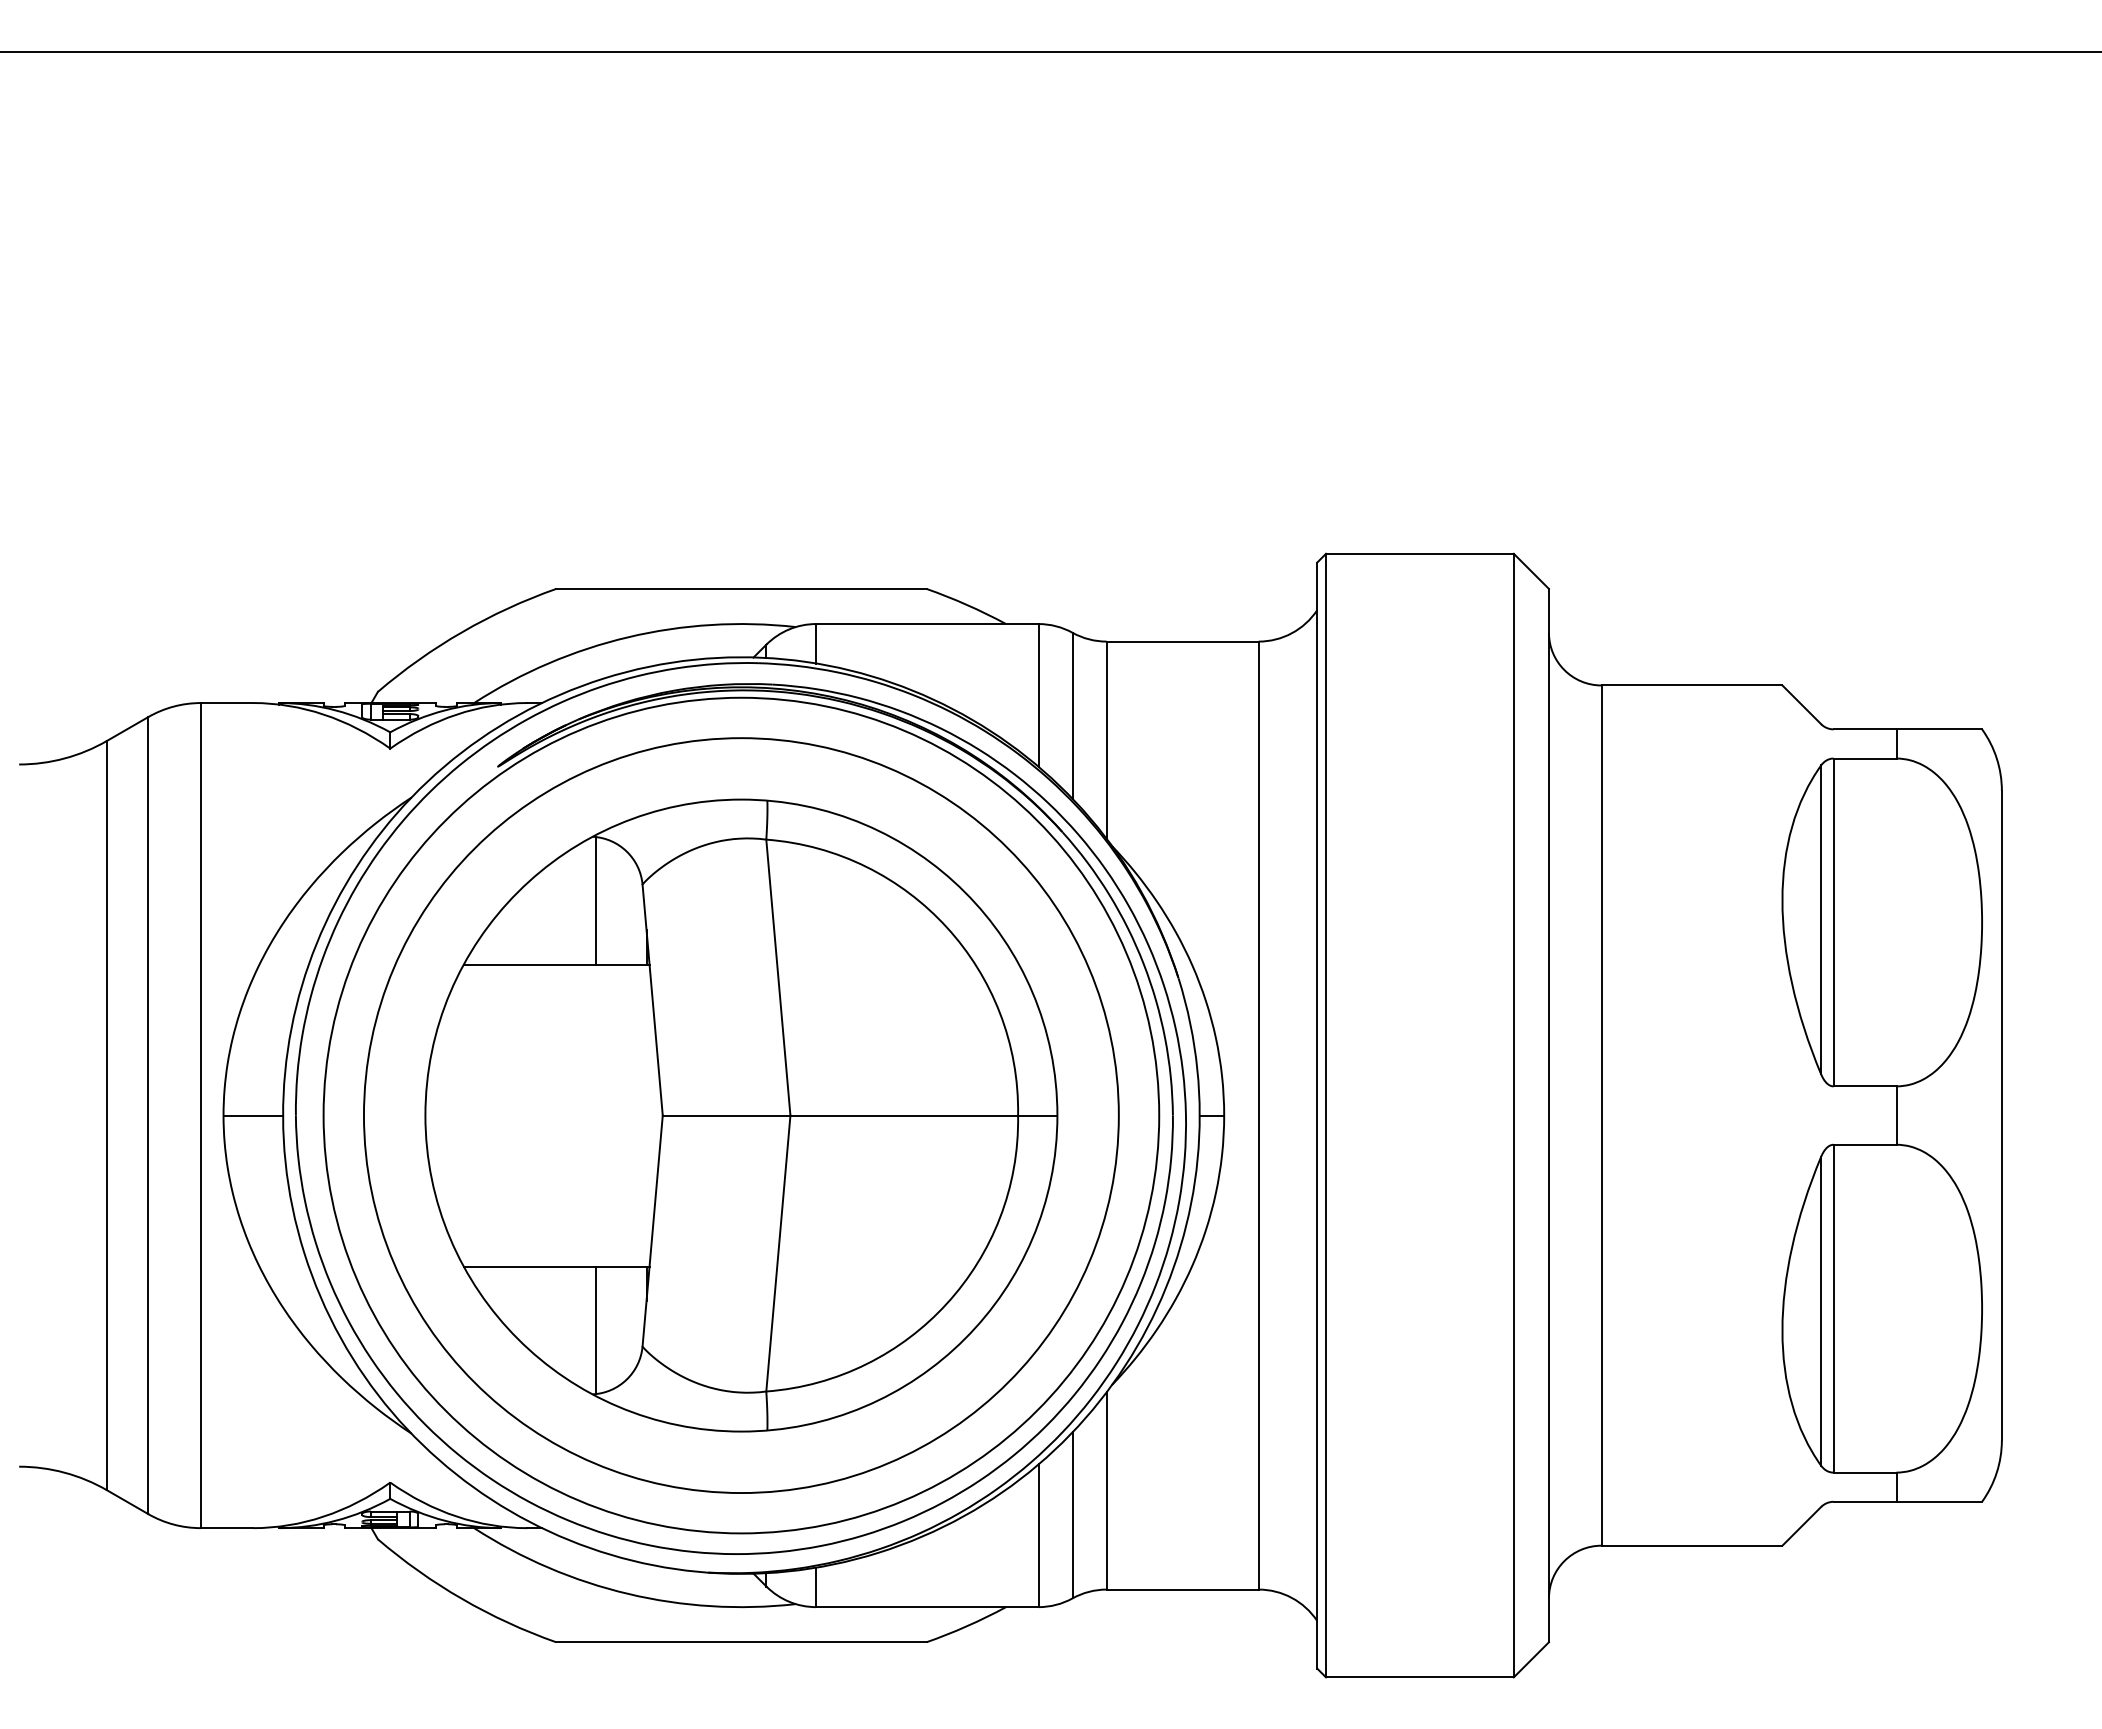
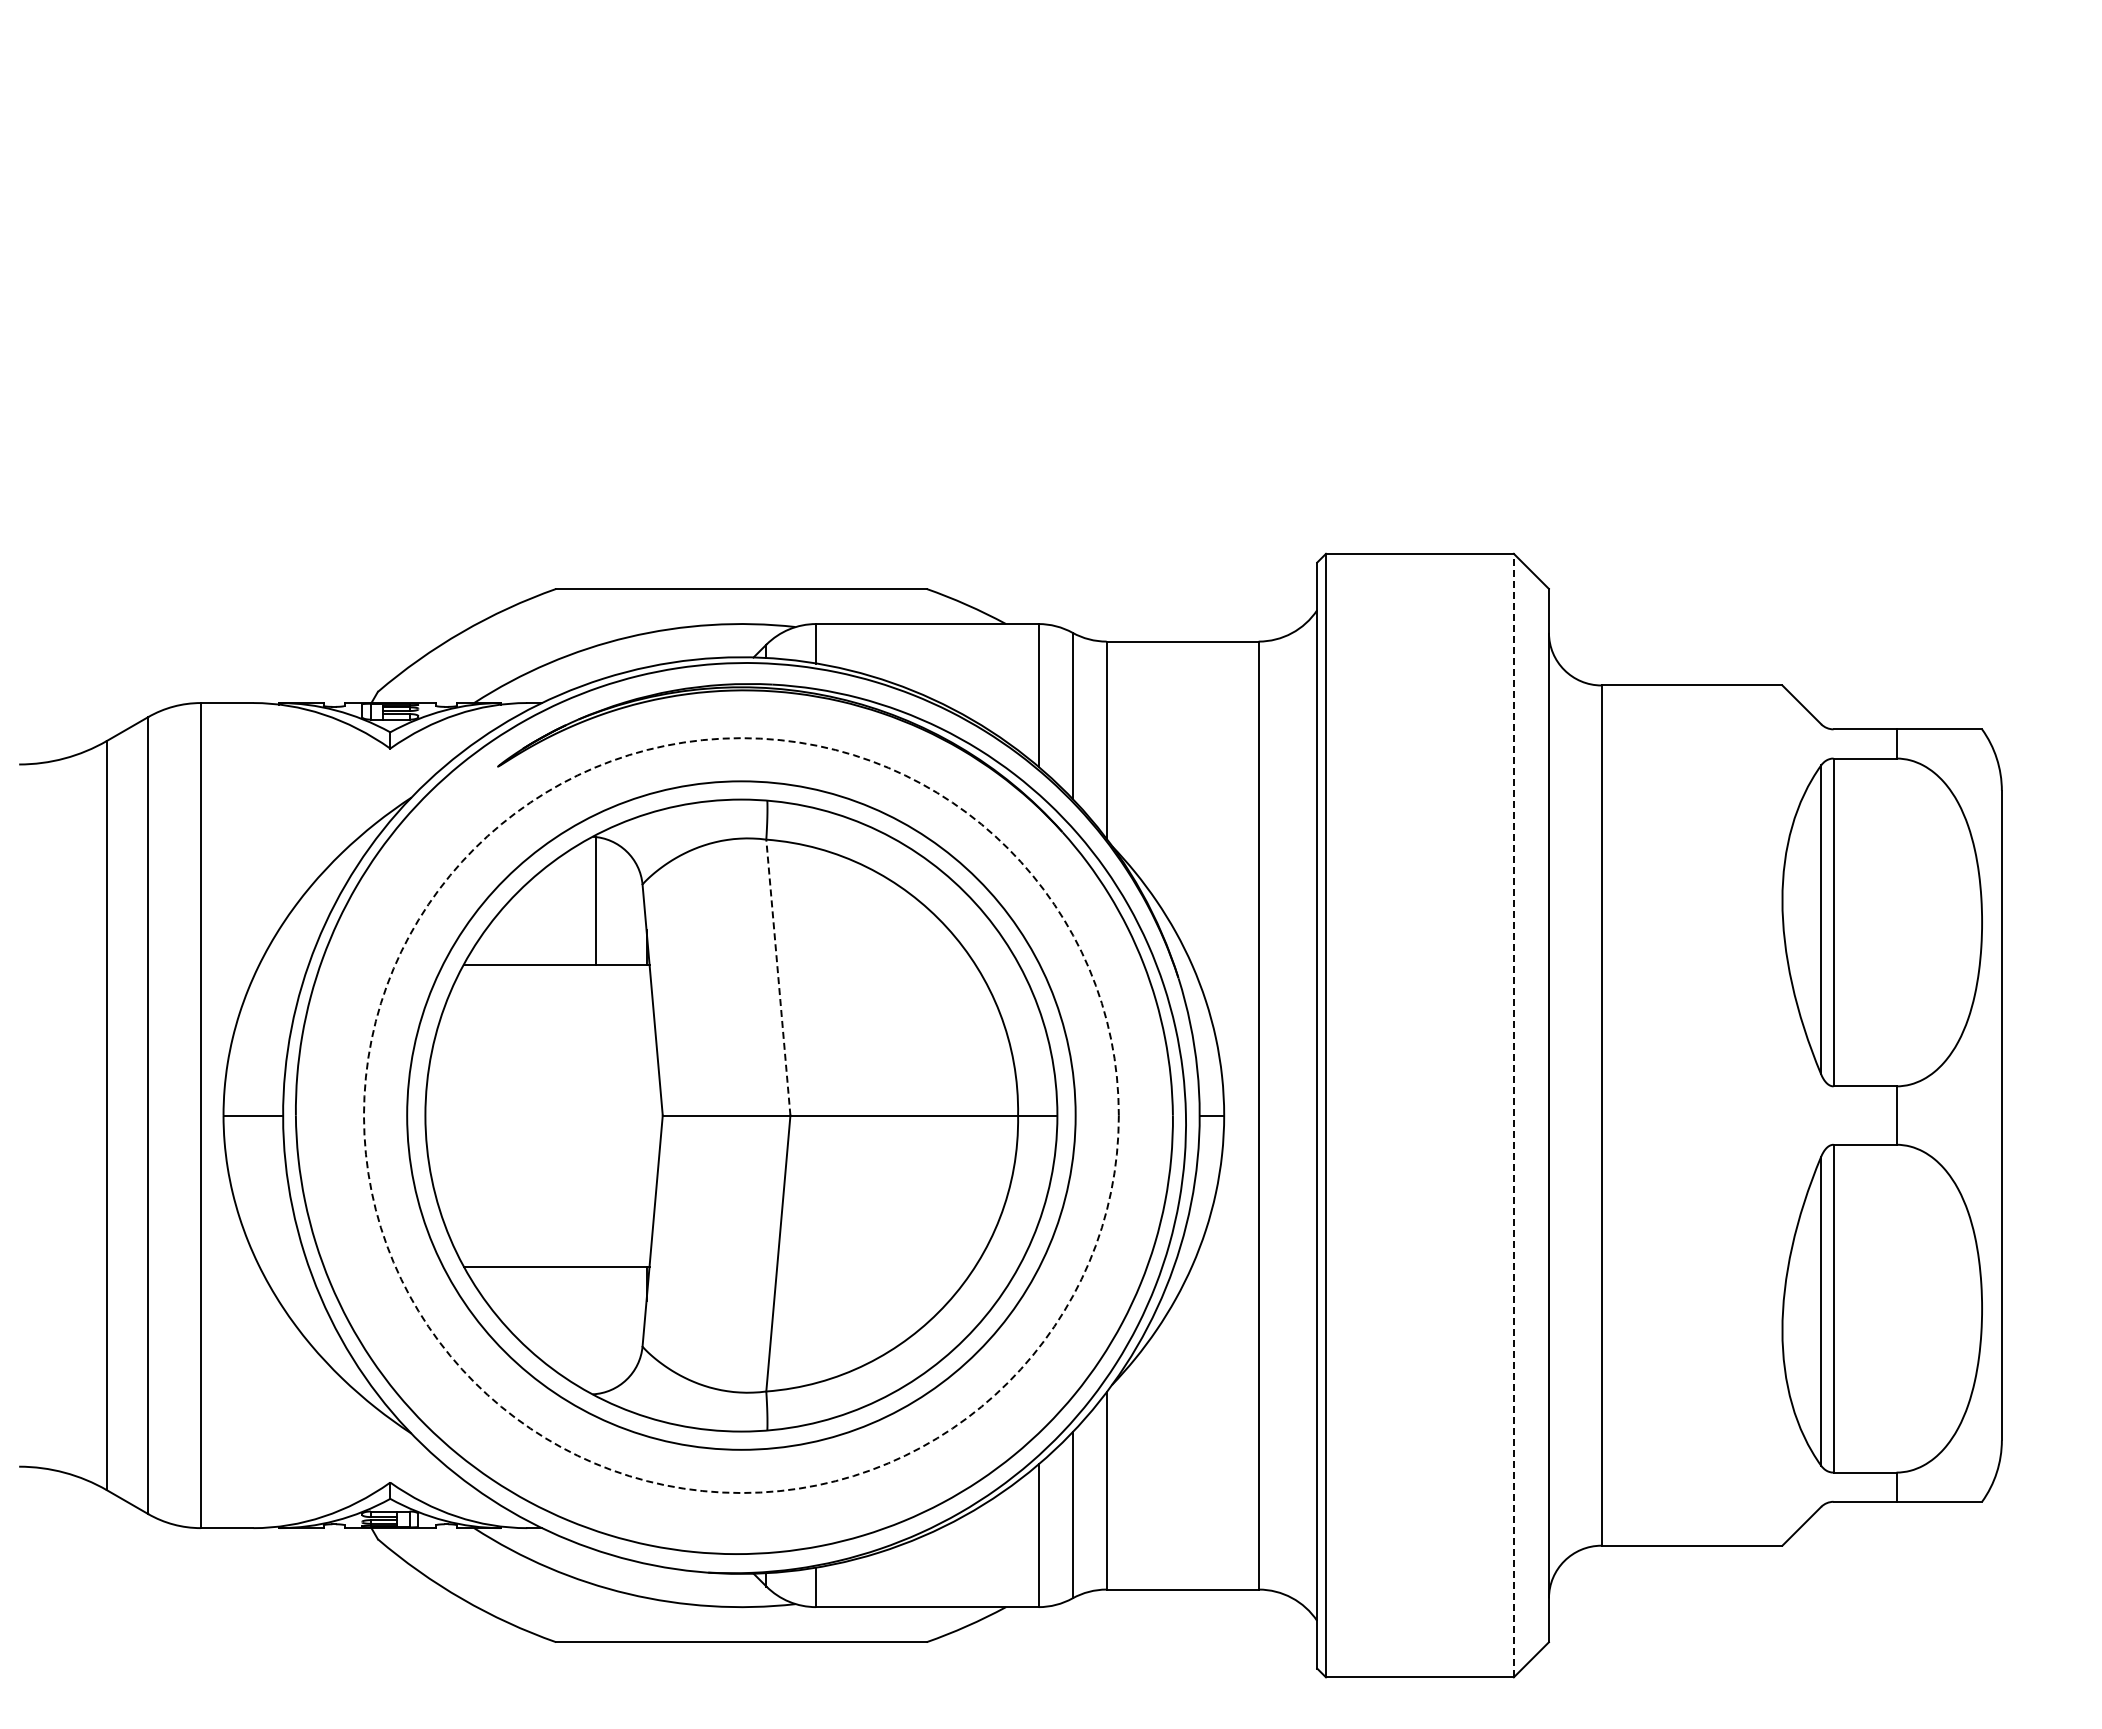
line: present -> none (1050, 51)
line: solid -> dashed (778, 977)
circle: solid -> dashed (740, 1115)
circle diameter: 836 px -> 669 px (741, 1115)
line: solid -> dashed (1513, 1115)
line: present -> none (595, 1330)
